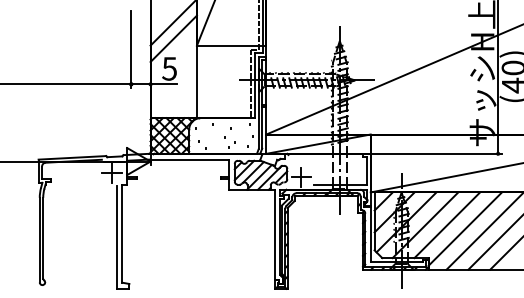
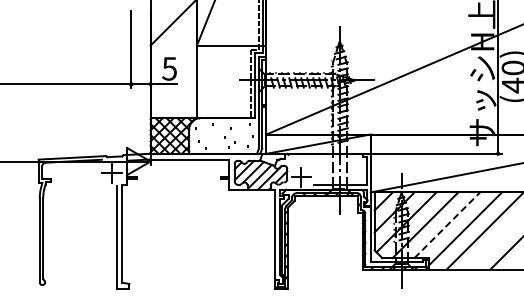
line: present -> none (173, 38)
line: solid -> dashed (447, 224)
line: present -> none (494, 243)
